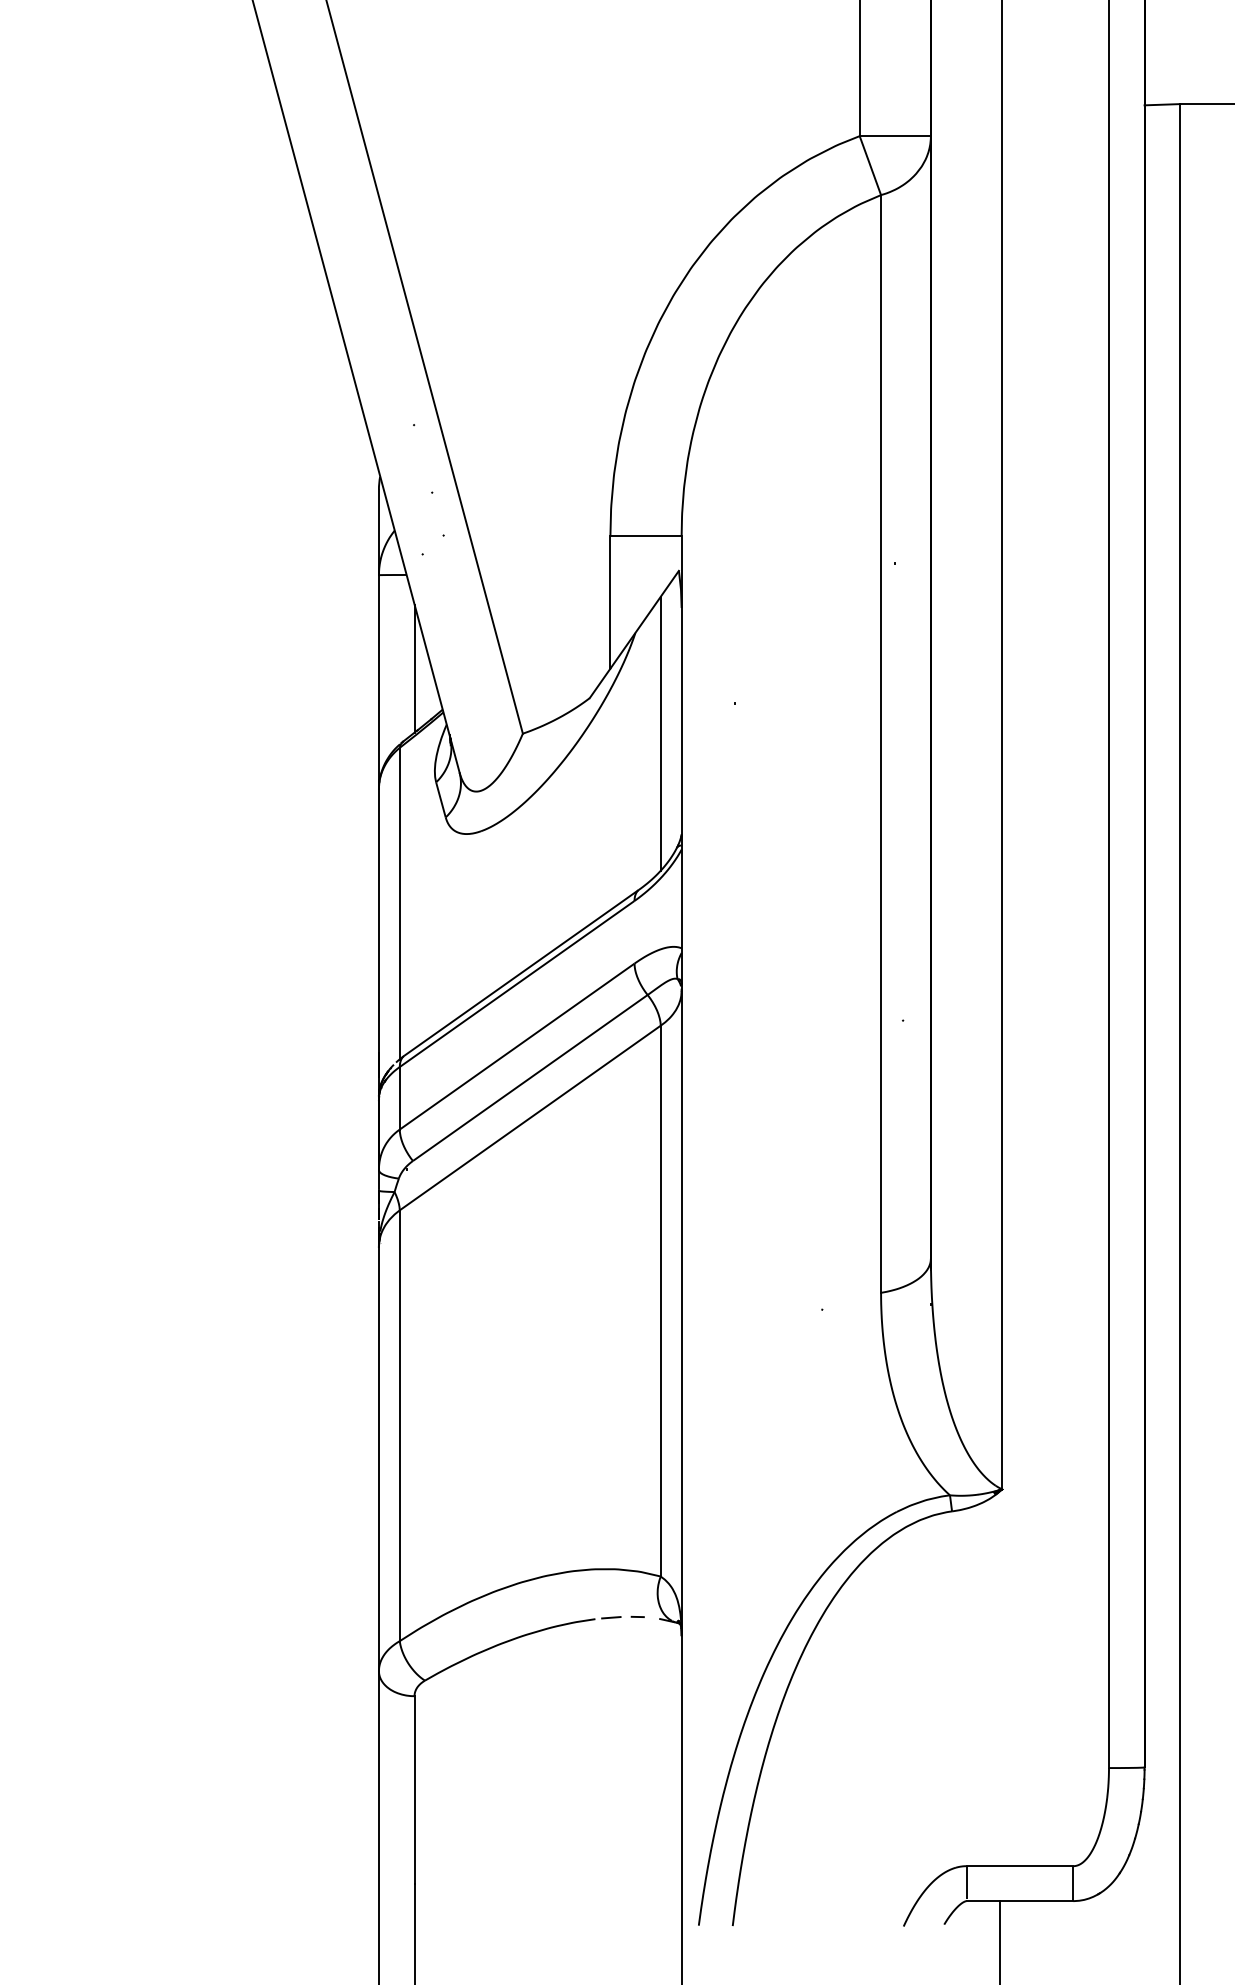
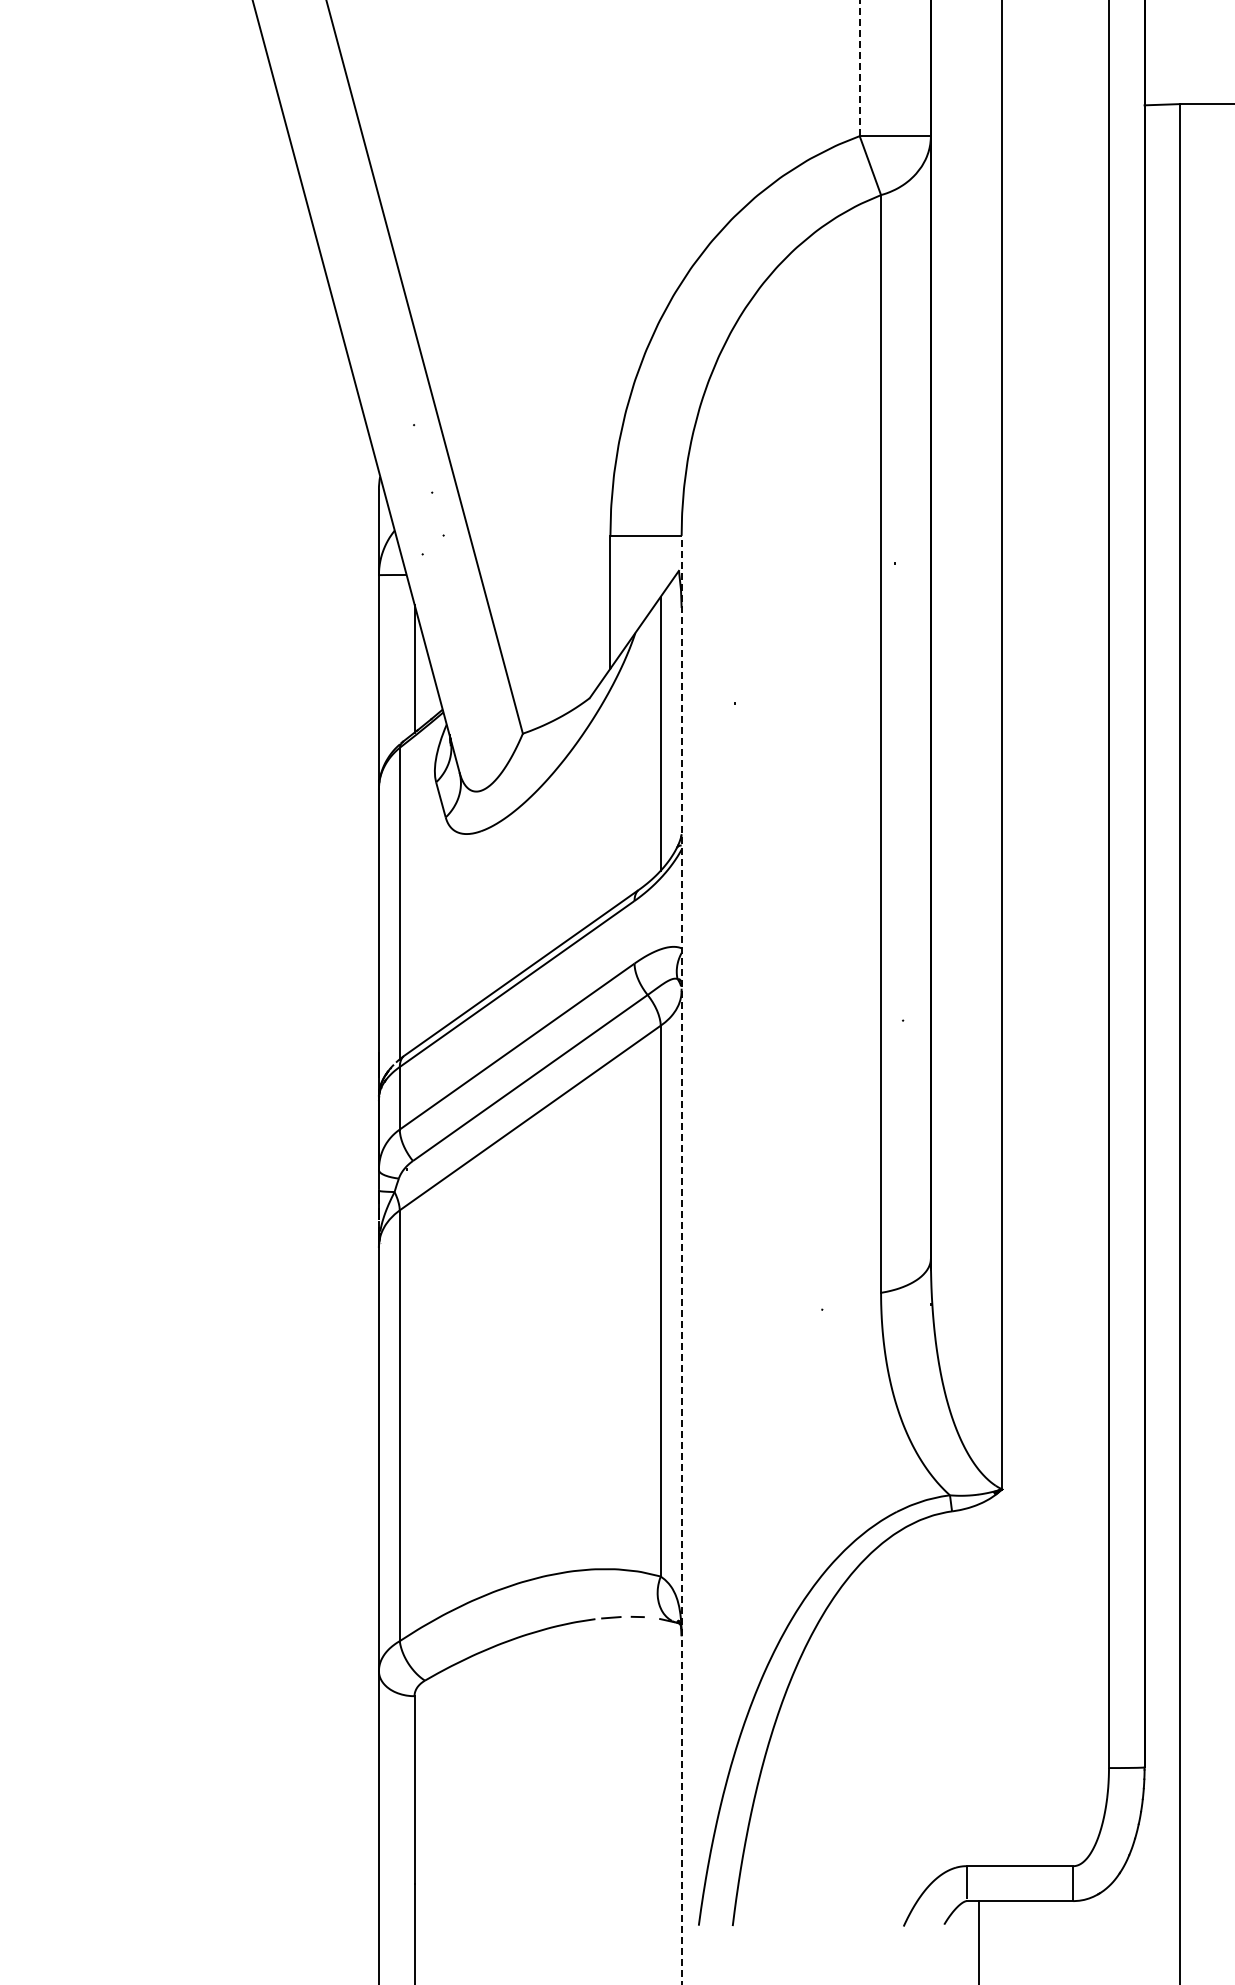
line: solid -> dashed (859, 68)
line: solid -> dashed (681, 1259)
line position: (999, 1941) -> (978, 1941) (978, 1941)
